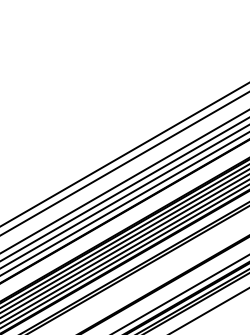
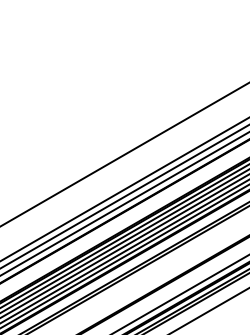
line: present -> none (124, 163)
line: present -> none (124, 181)
